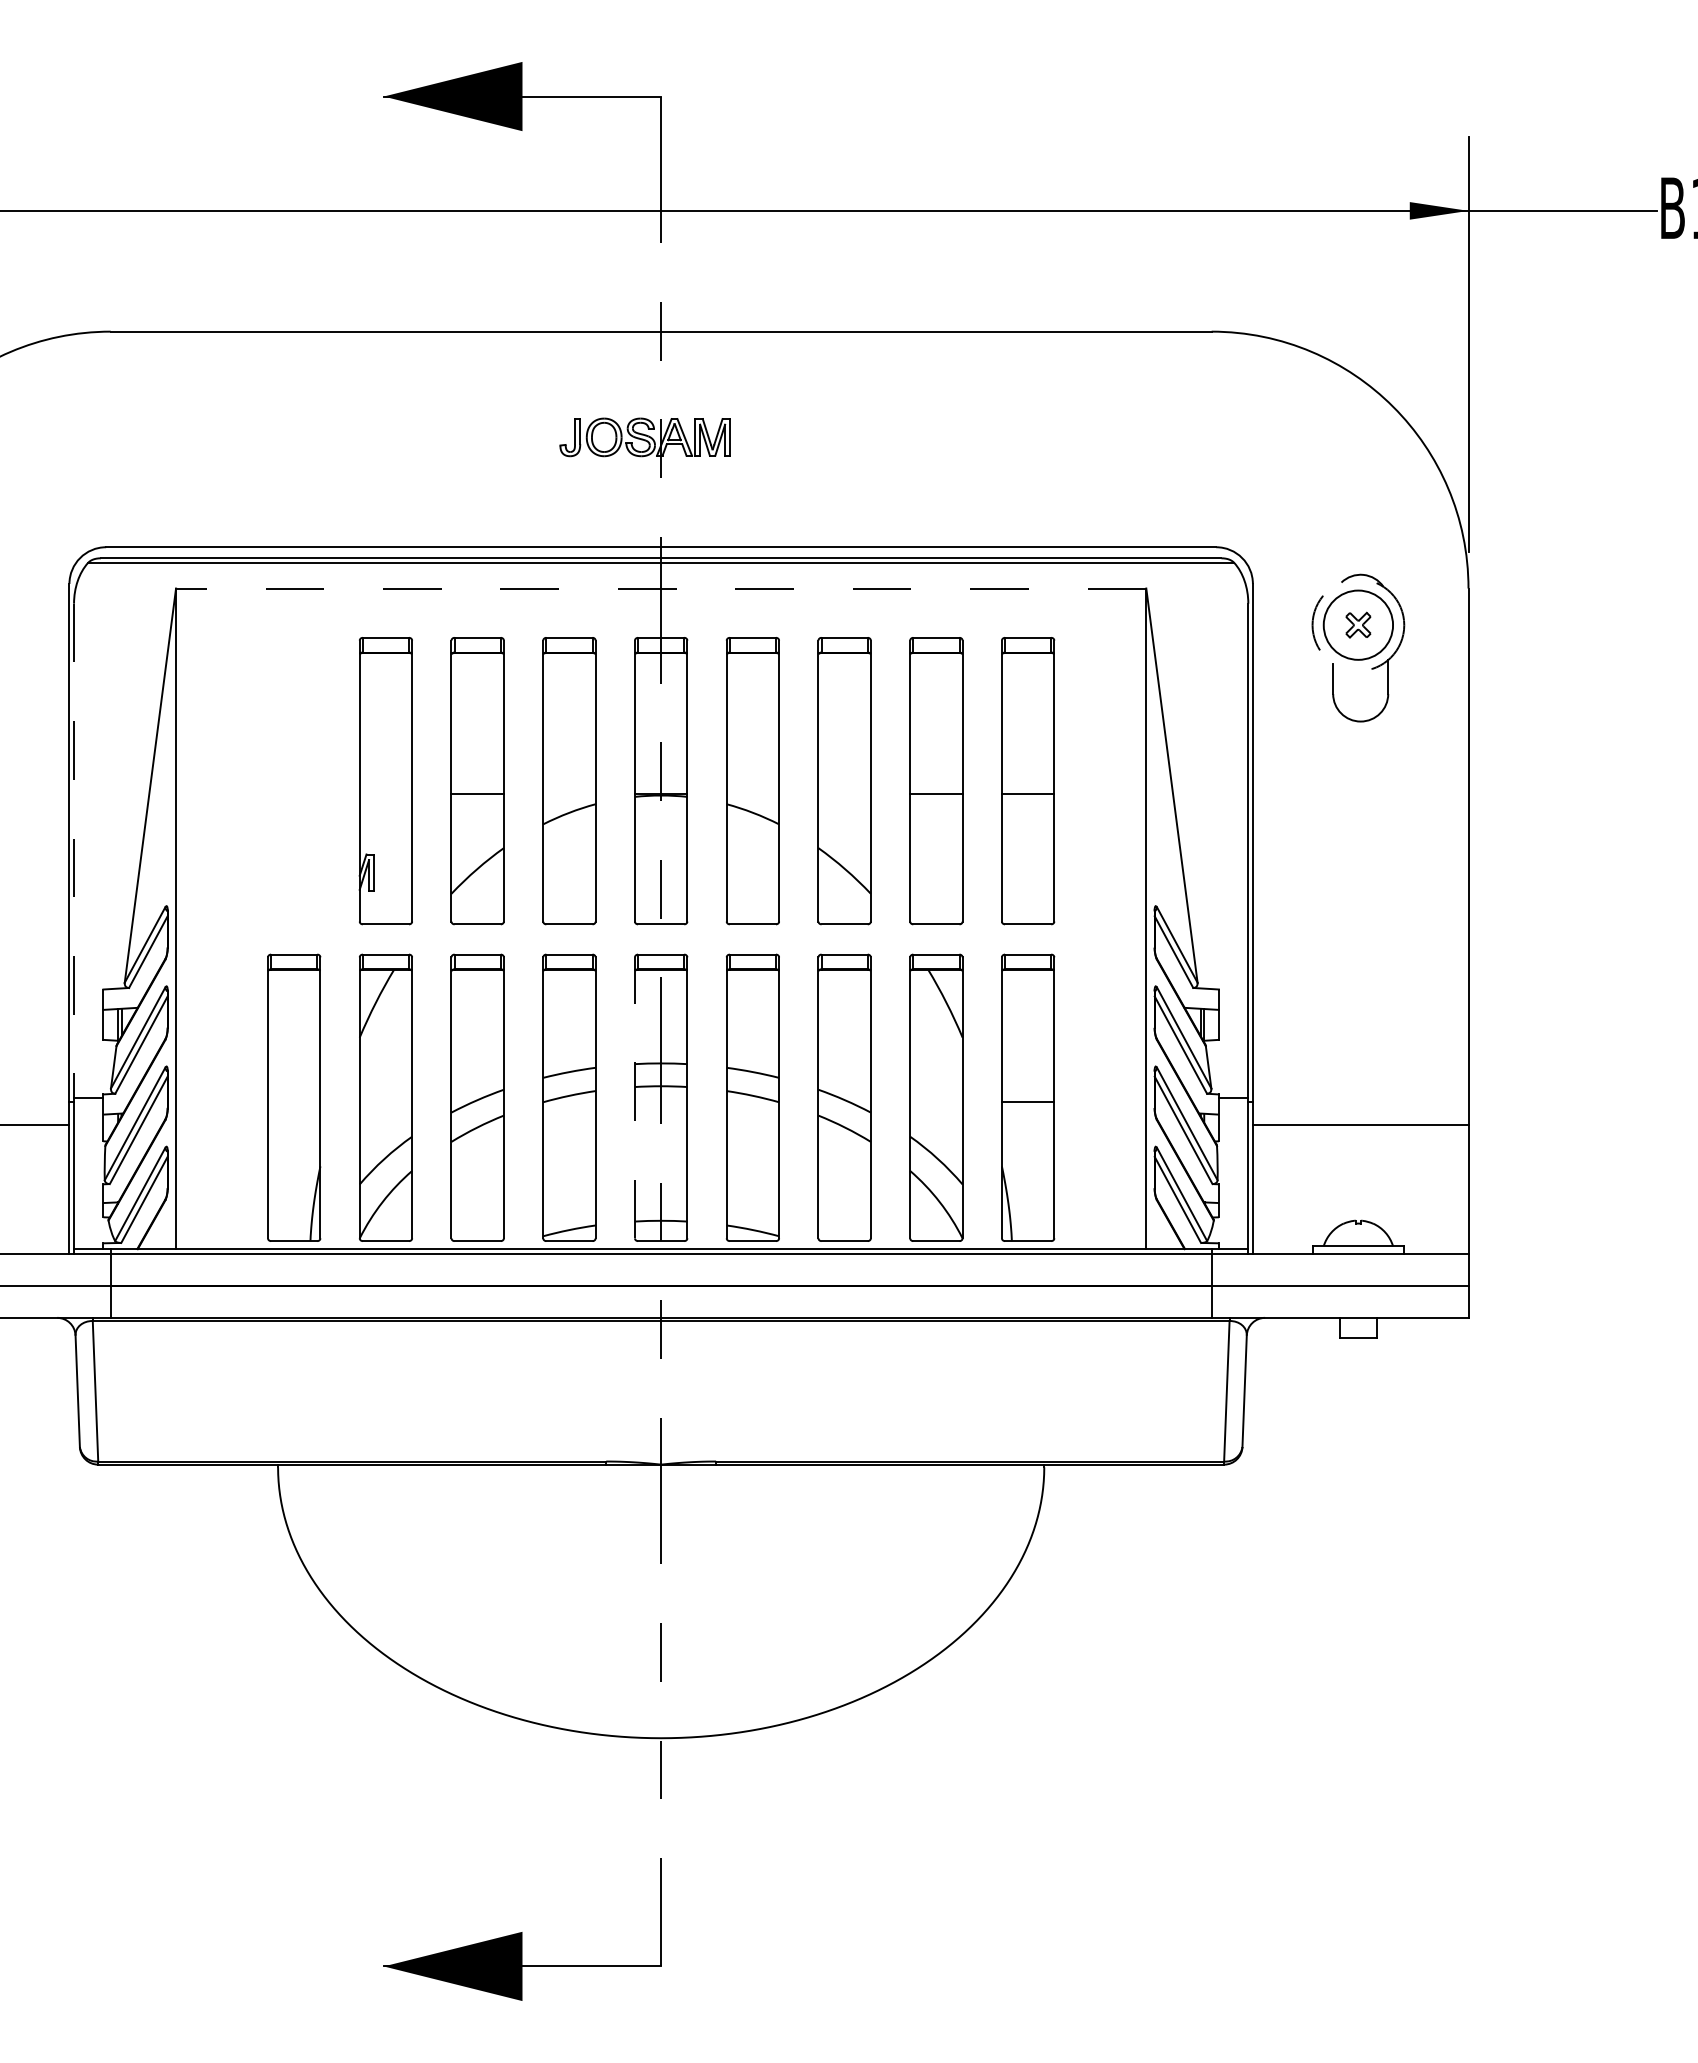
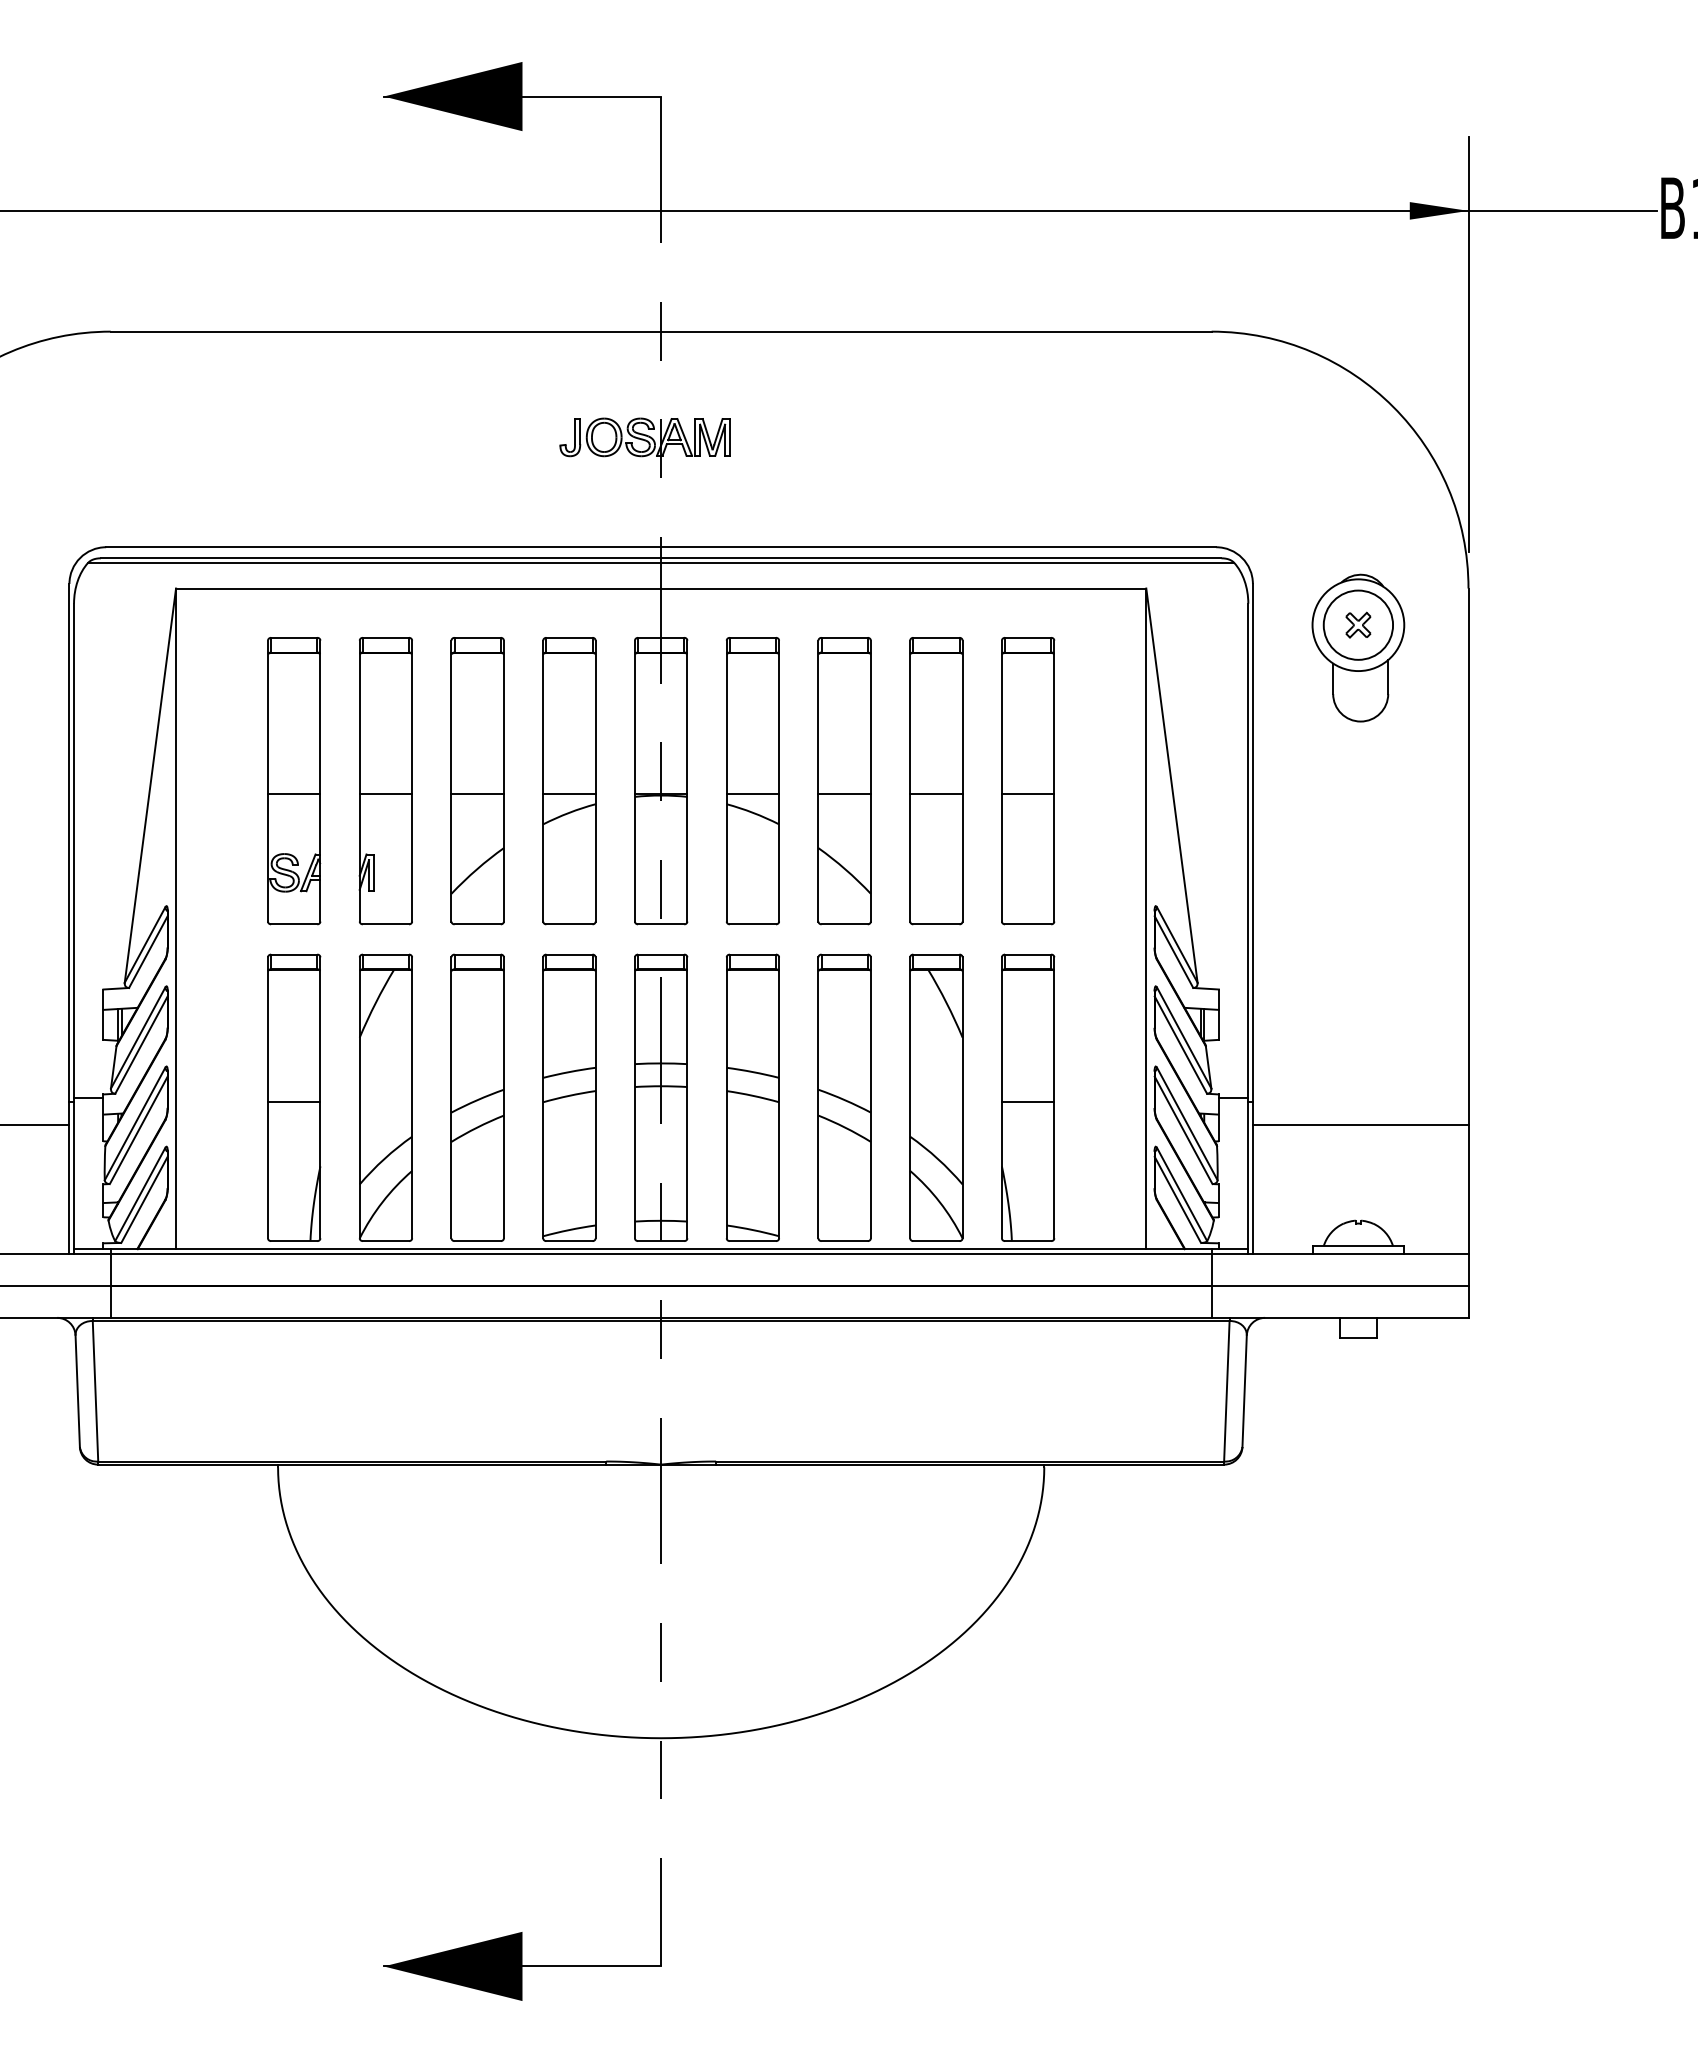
line: dashed -> solid (660, 588)
circle: dashed -> solid (1358, 625)
part: none -> present (294, 781)
line: none -> present (385, 793)
line: none -> present (569, 793)
line: none -> present (752, 793)
line: none -> present (844, 793)
line: dashed -> solid (74, 851)
line: dashed -> solid (634, 1097)
line: none -> present (293, 1102)
